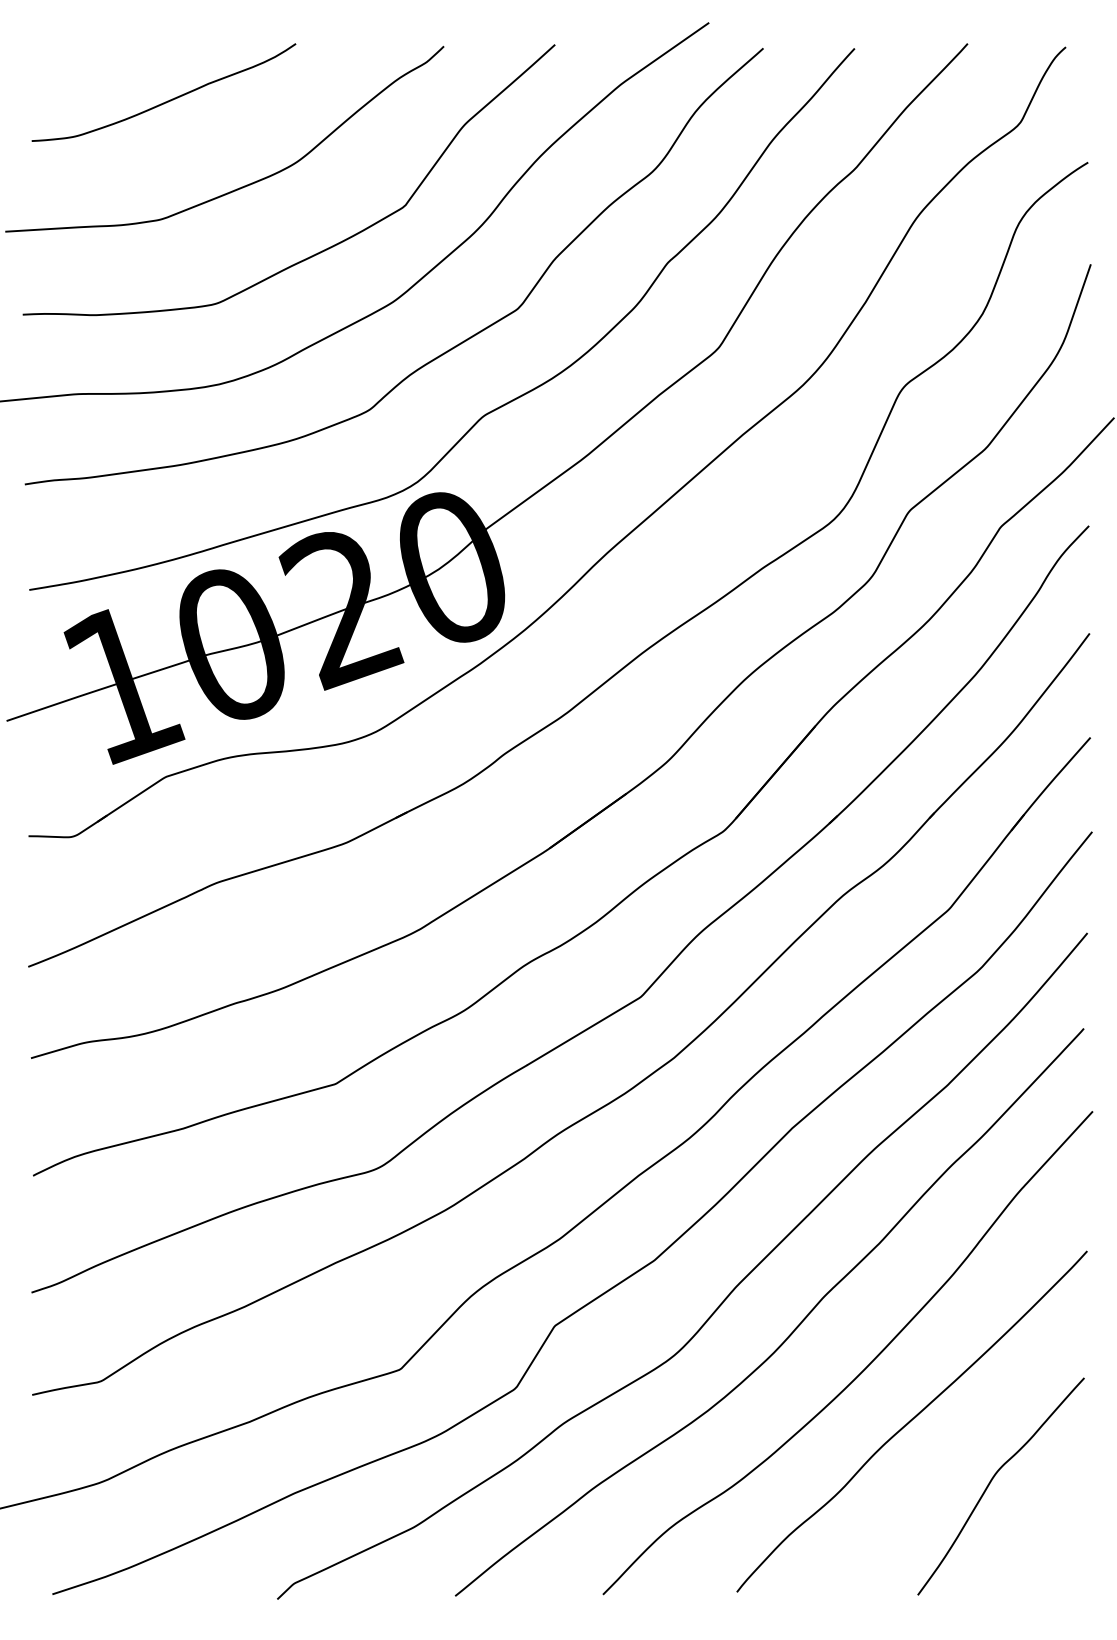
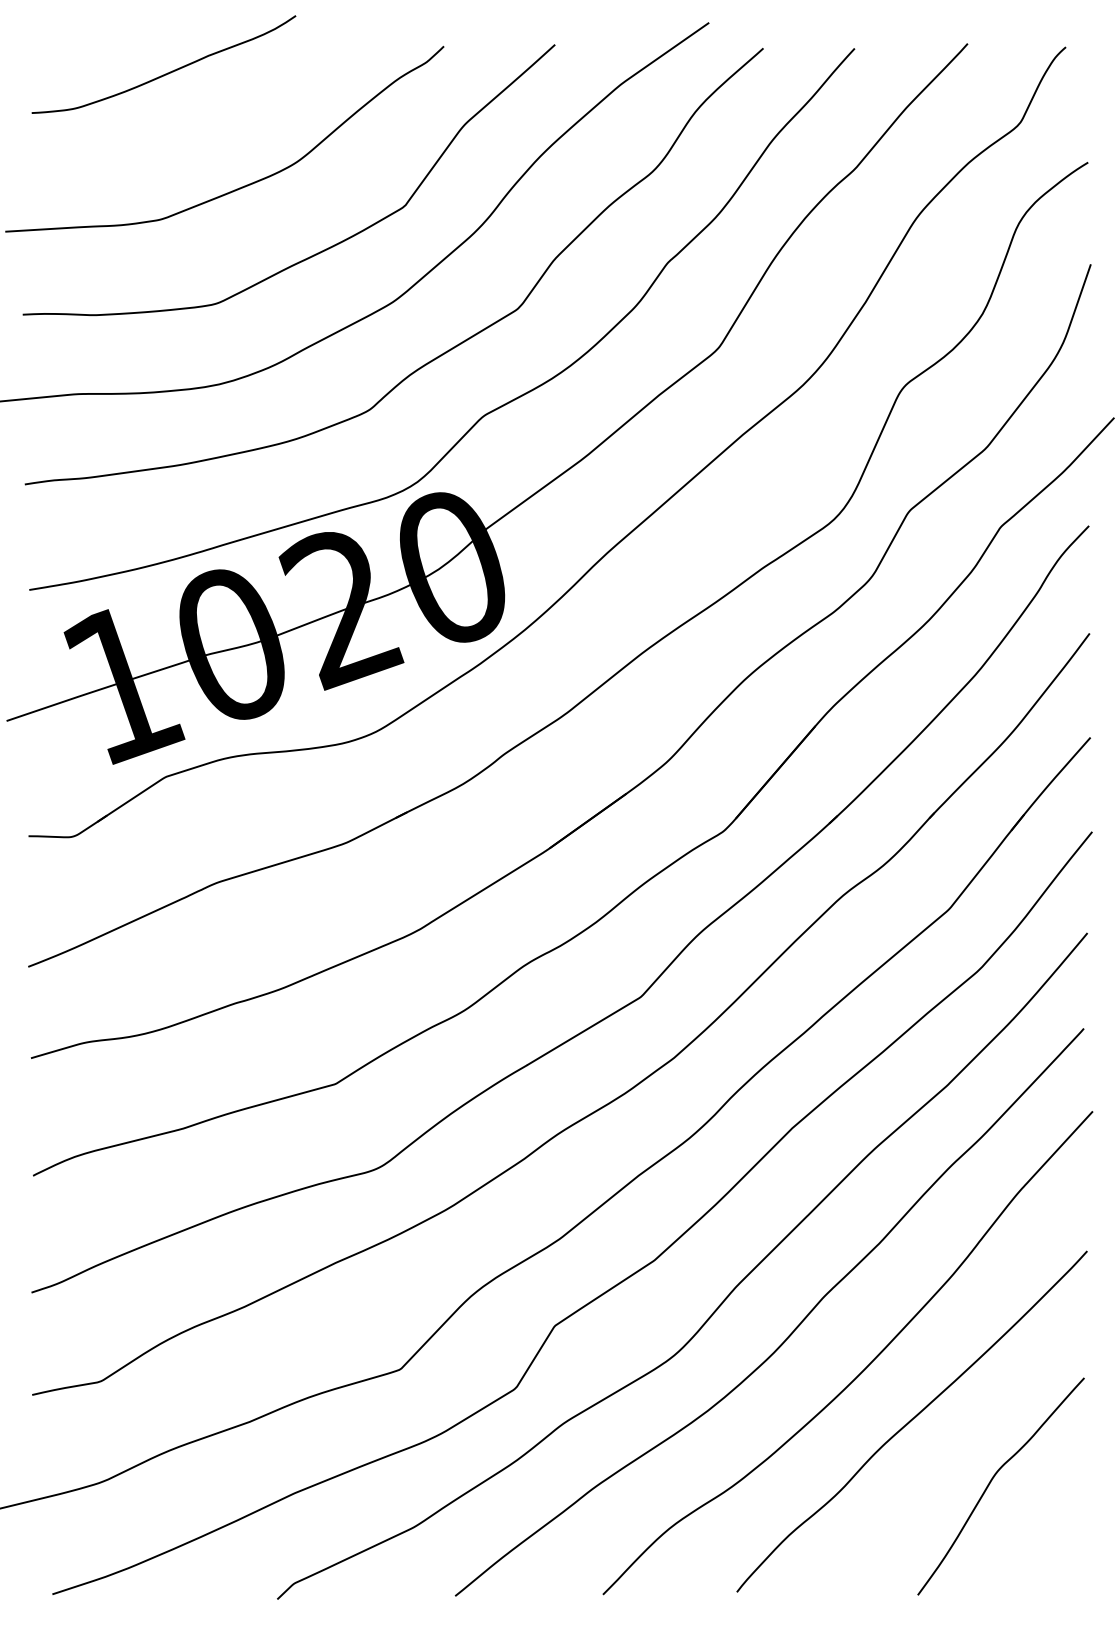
curve position: (167, 100) -> (167, 72) (167, 72)
